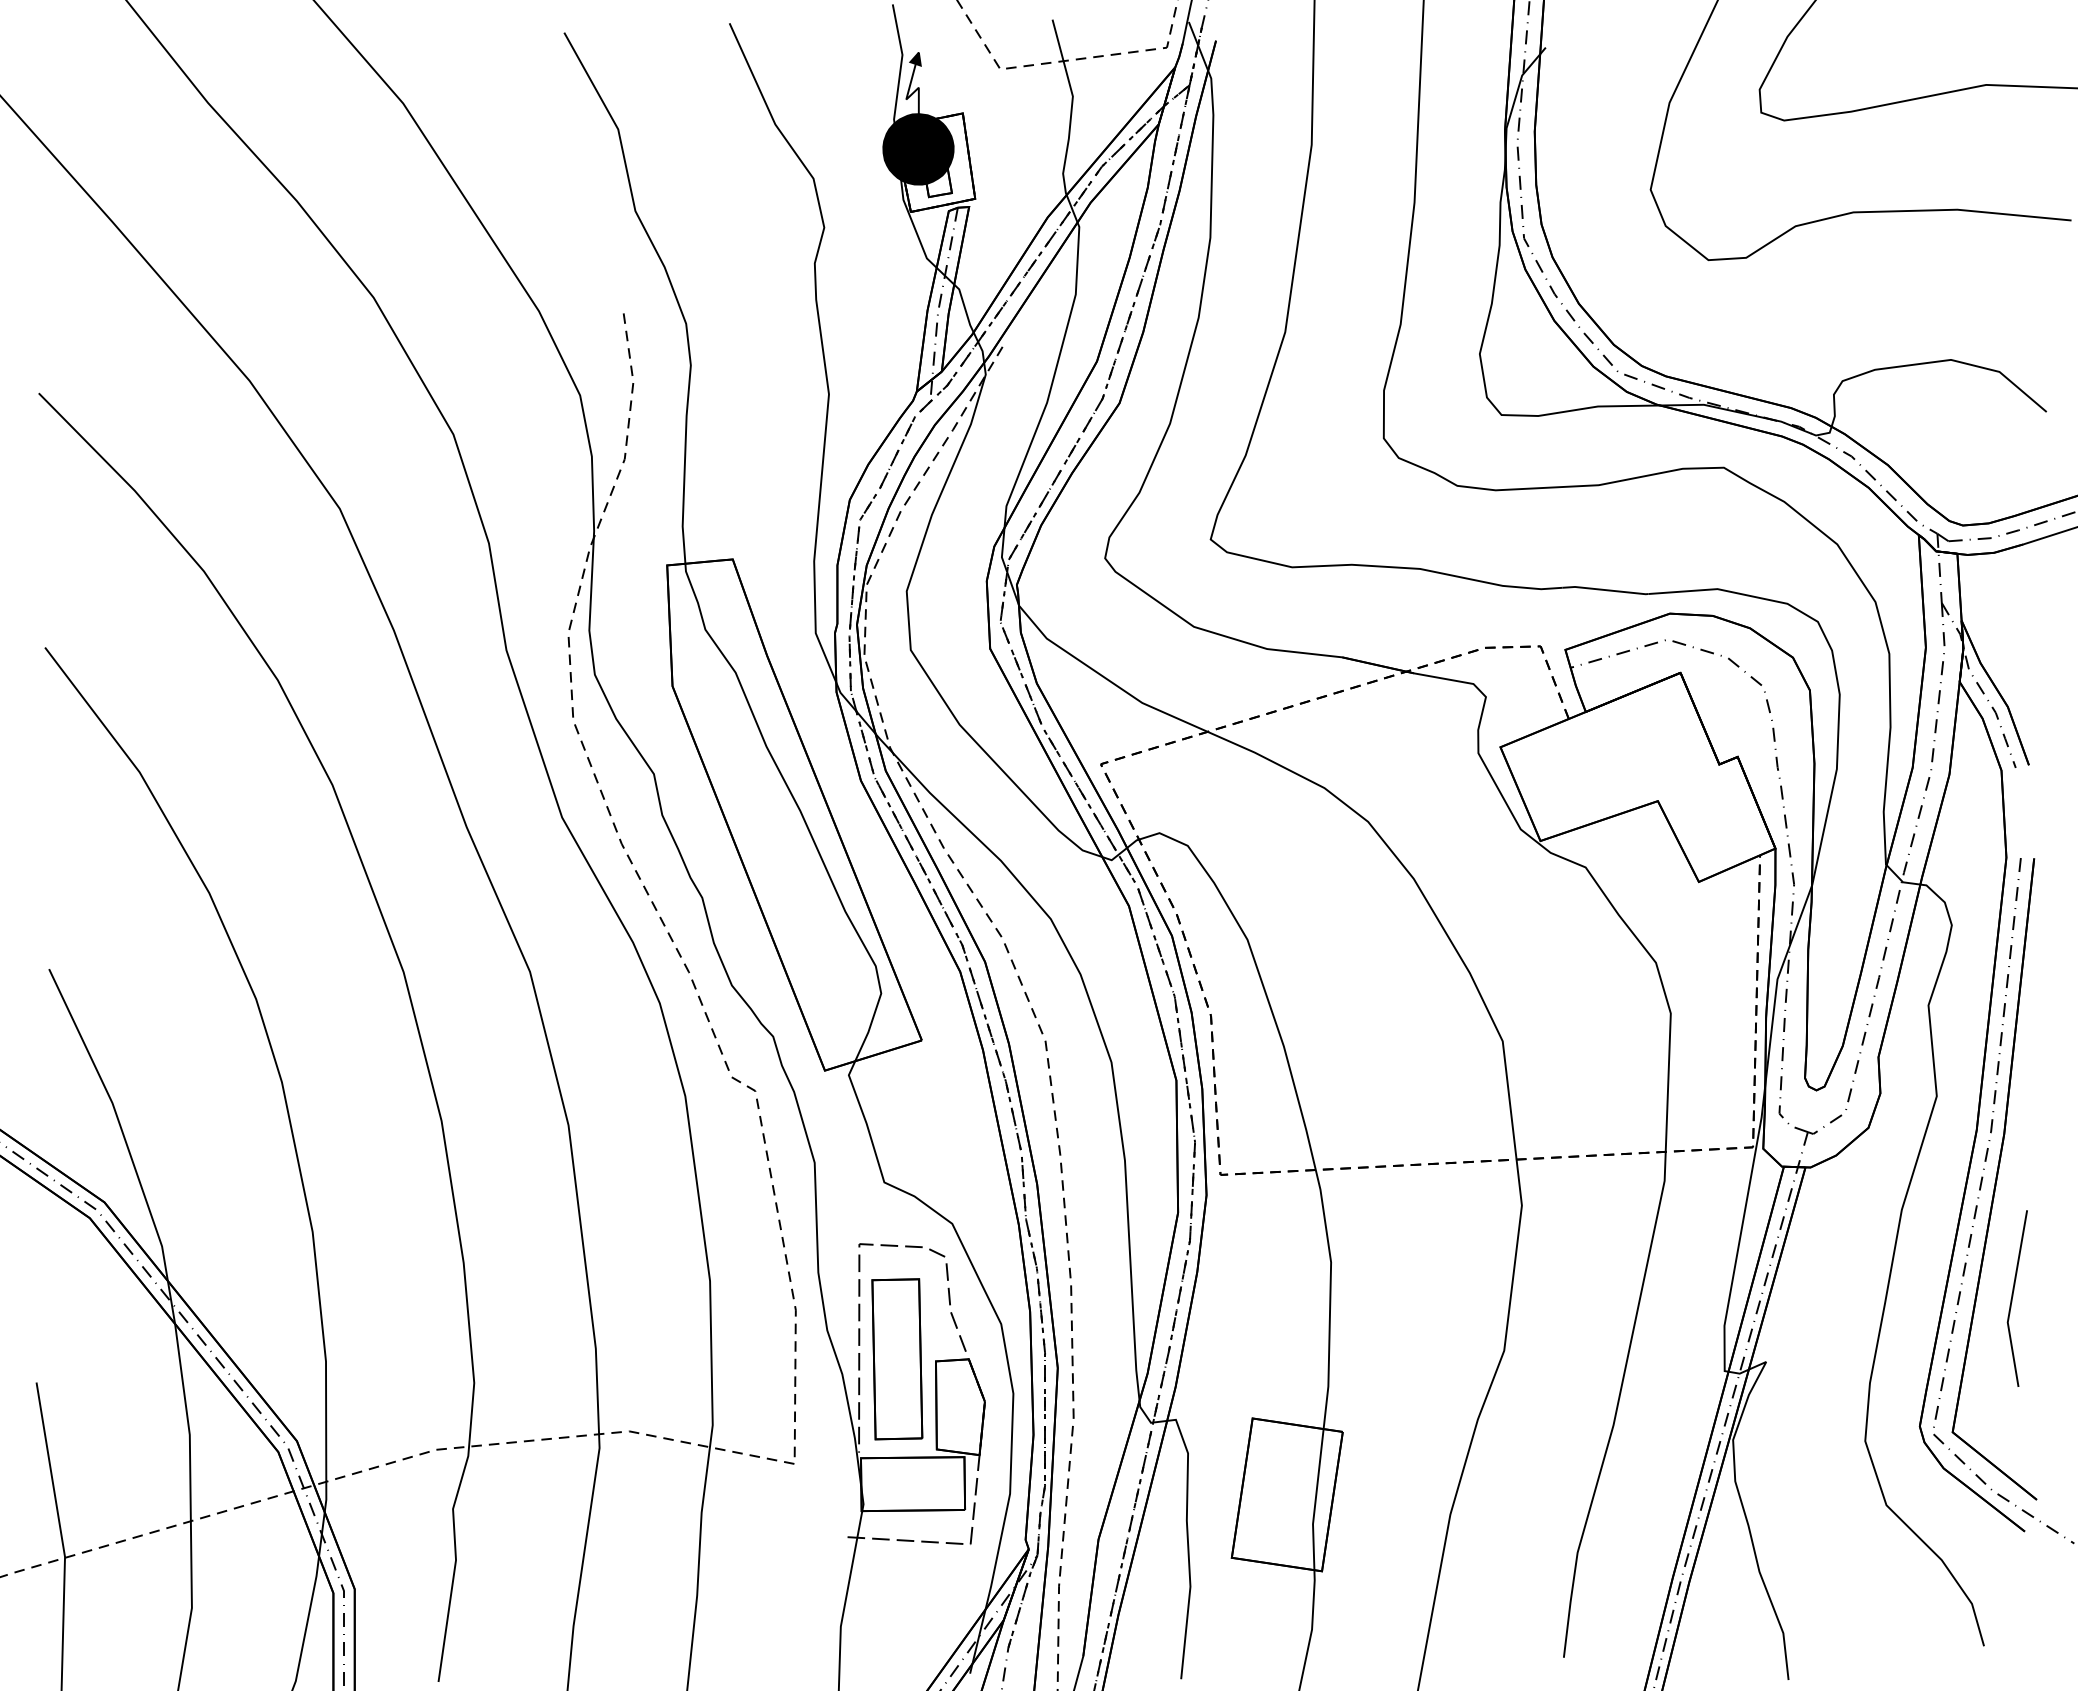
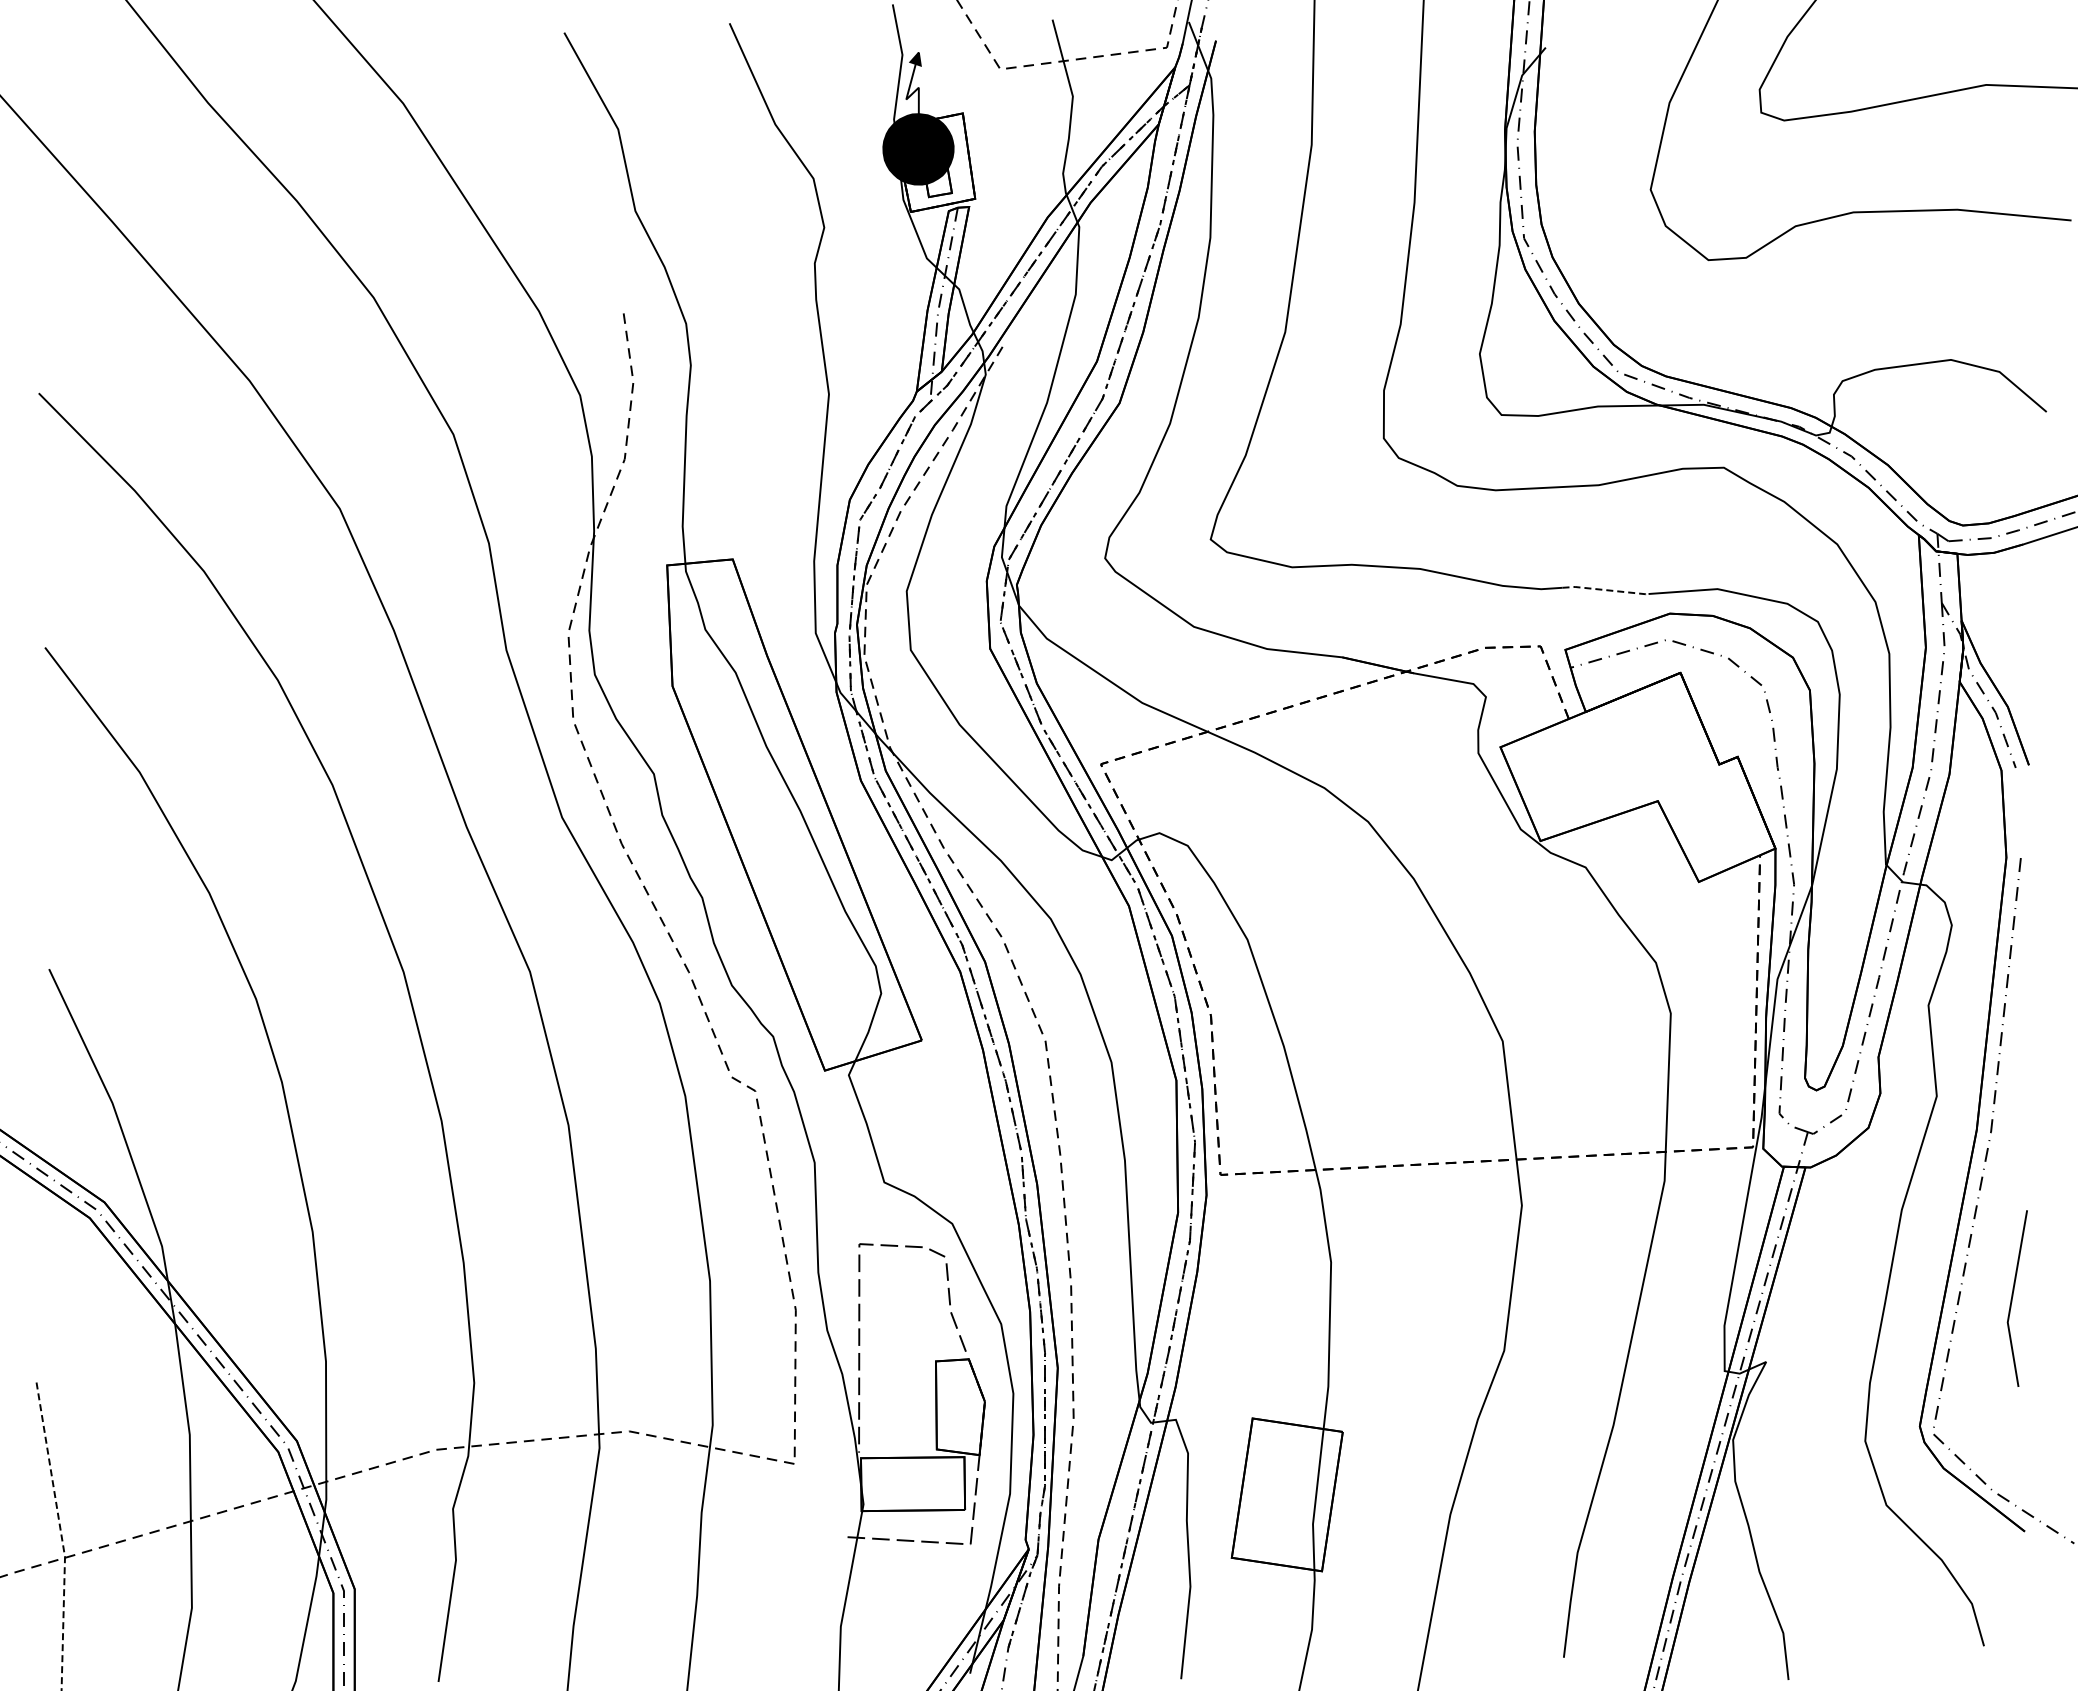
line: solid -> dashed (1605, 590)
part: present -> none (1994, 1179)
part: present -> none (897, 1359)
line: solid -> dashed (61, 1536)
